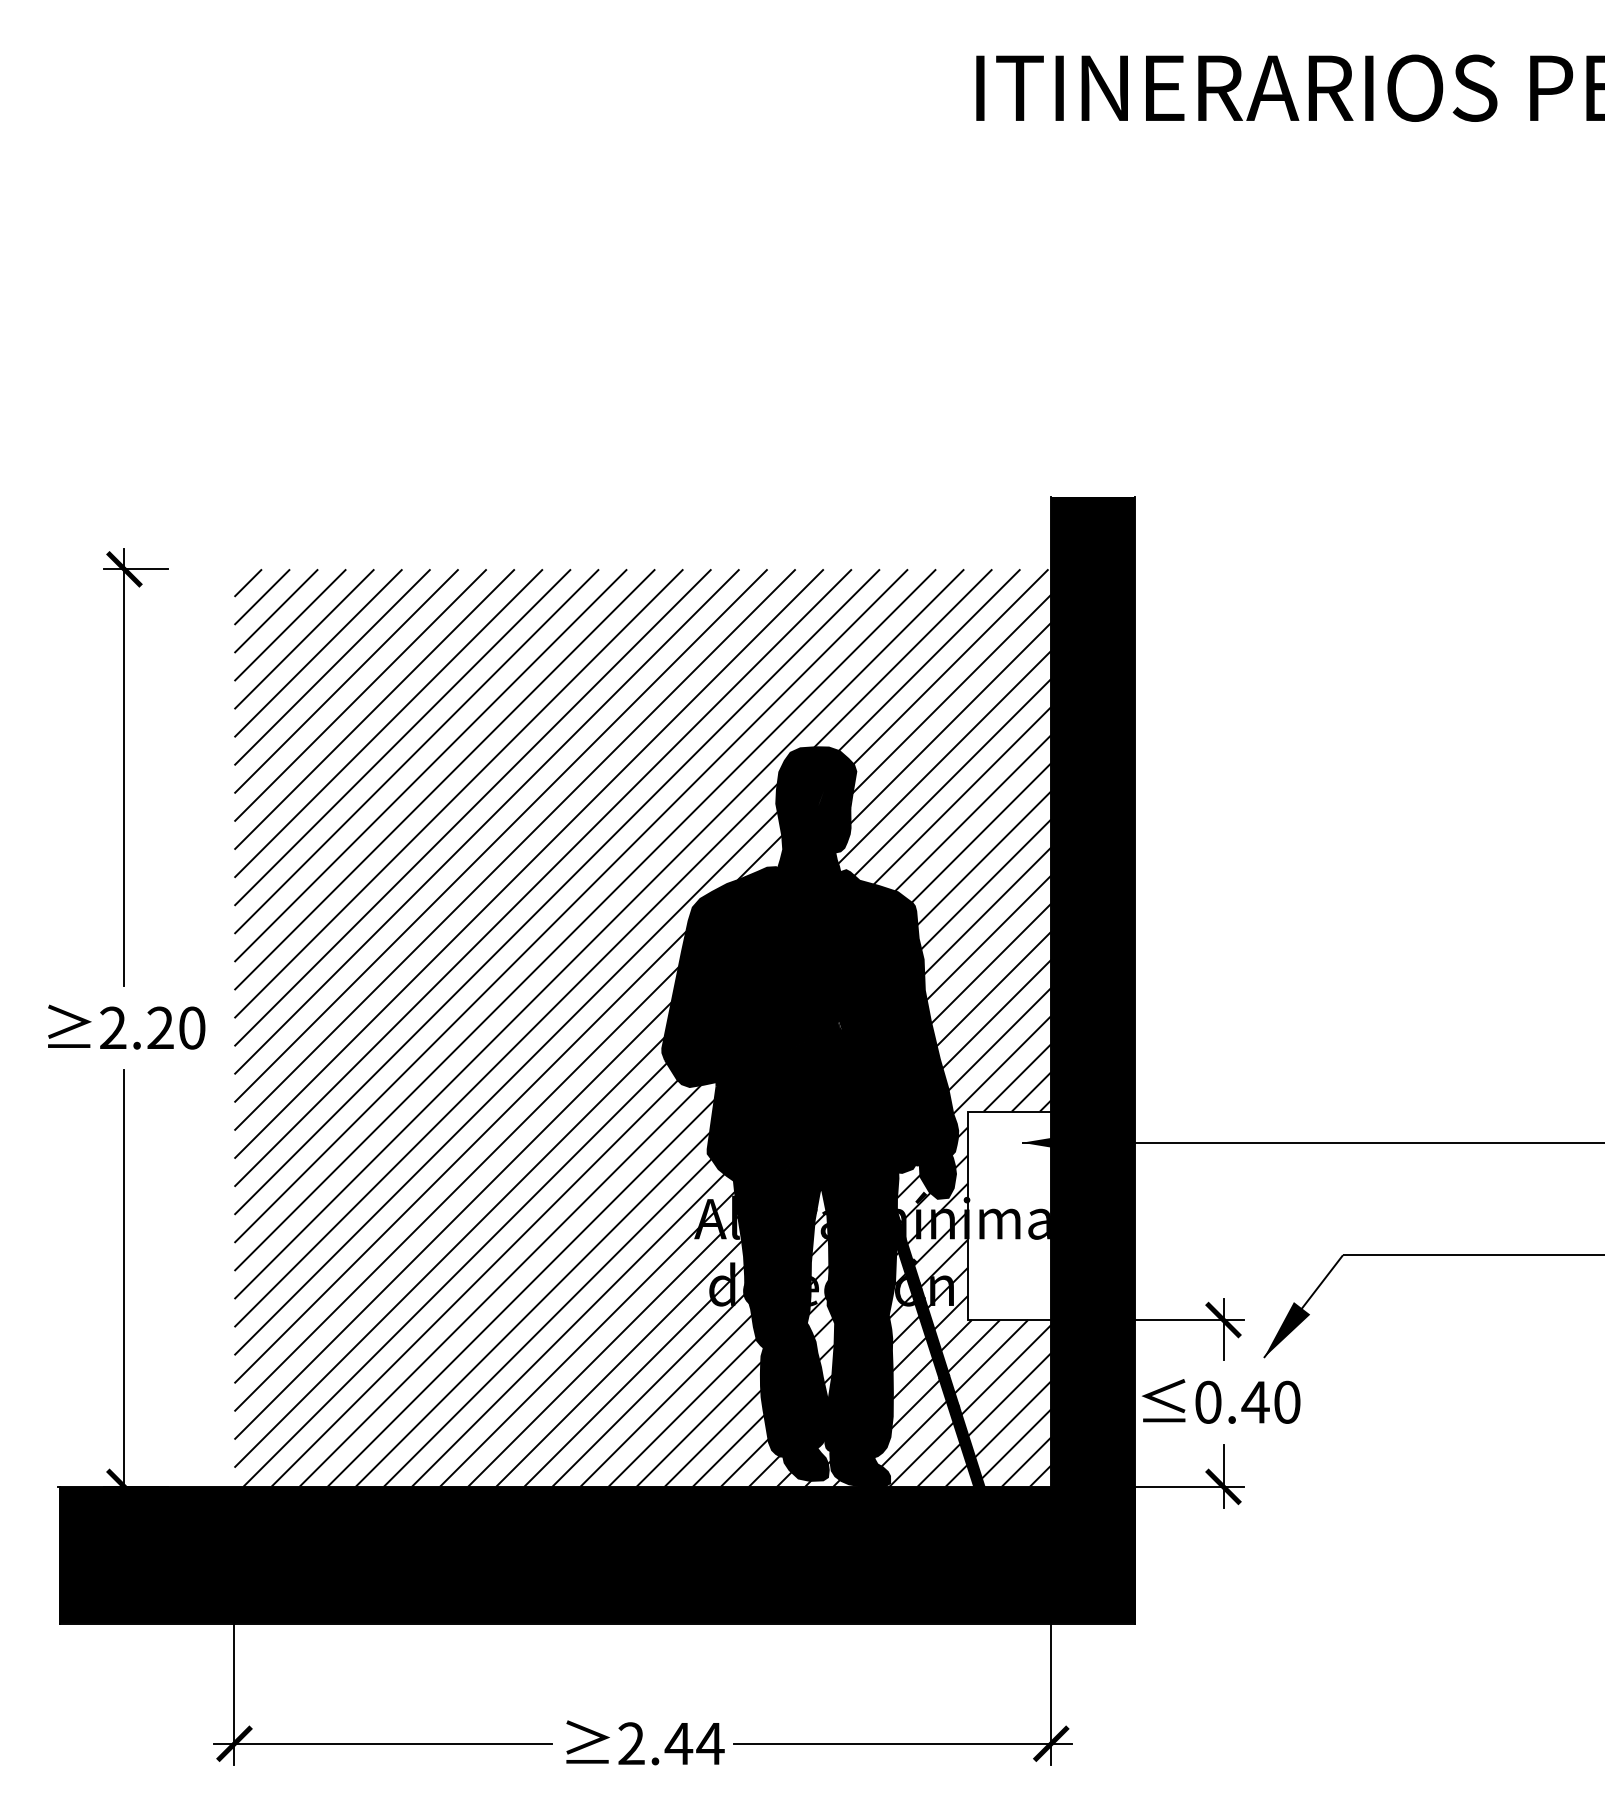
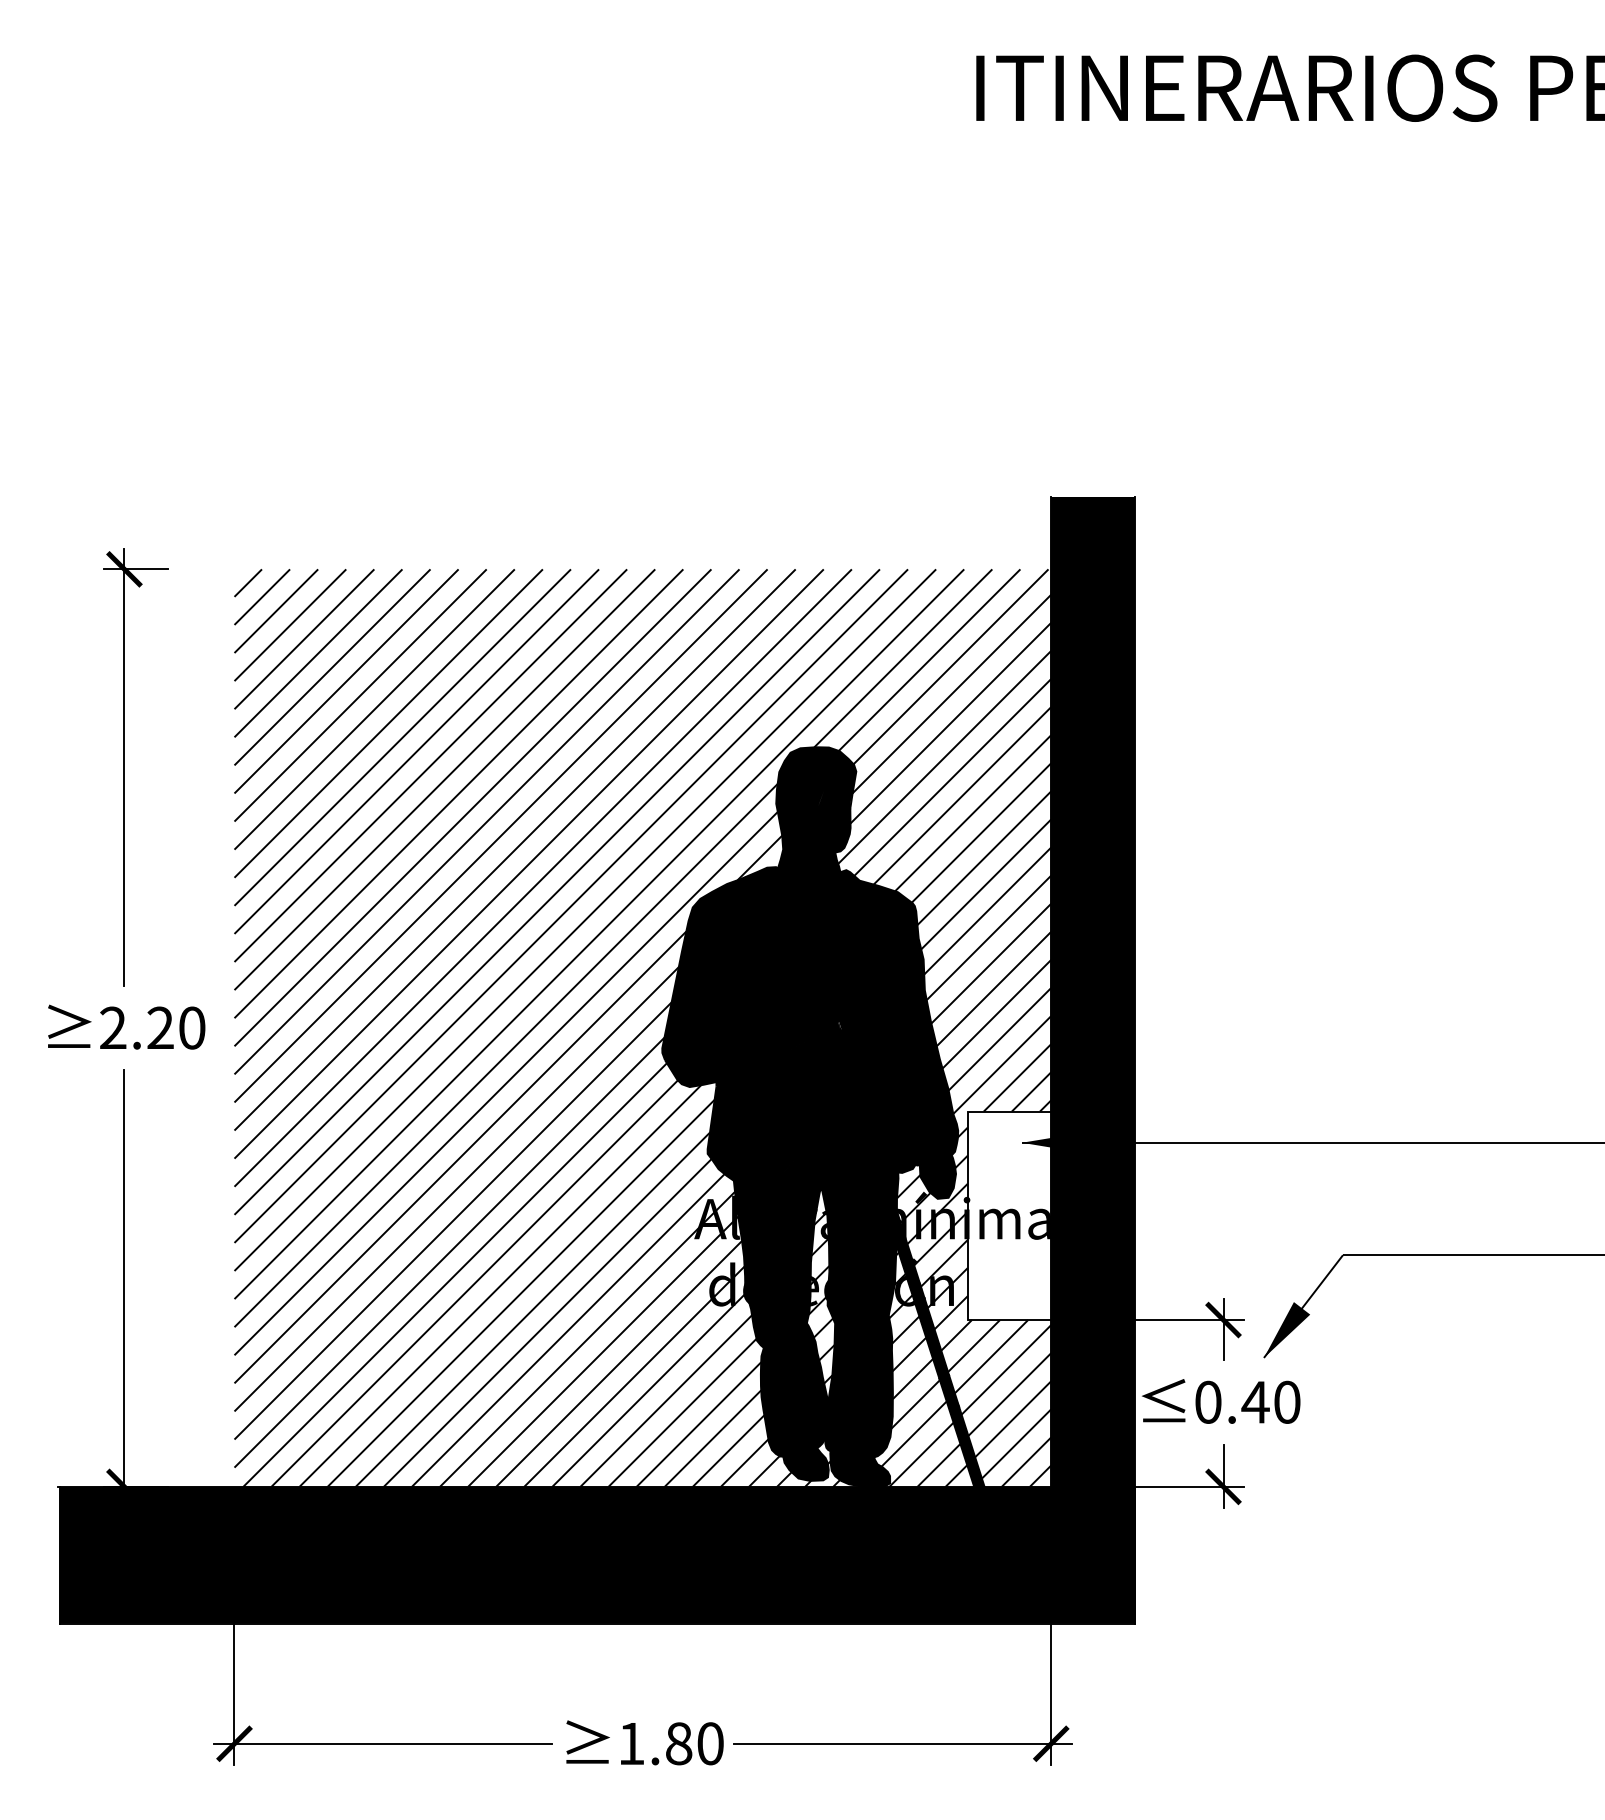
text: 2.44 -> 1.80 (671, 1743)
